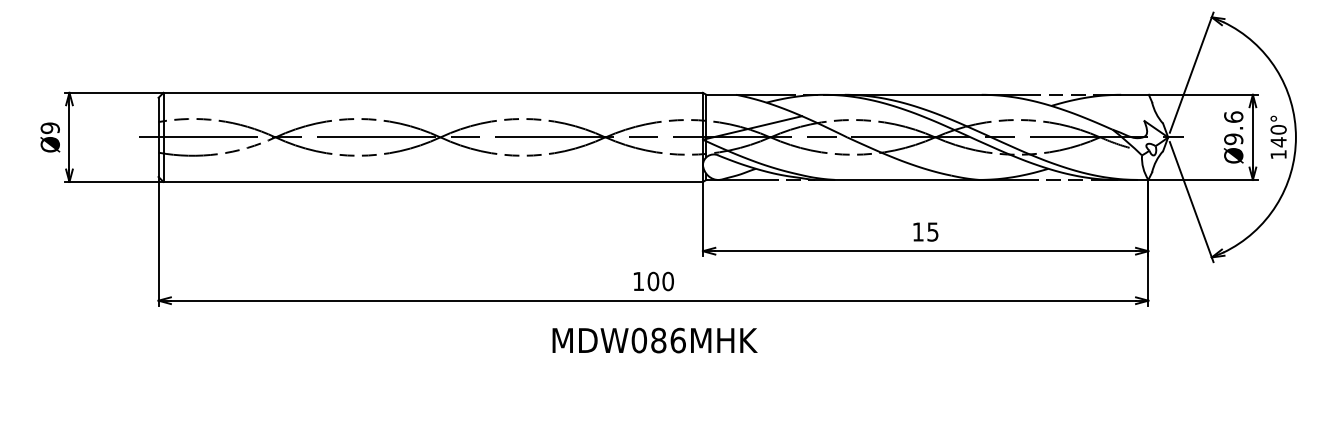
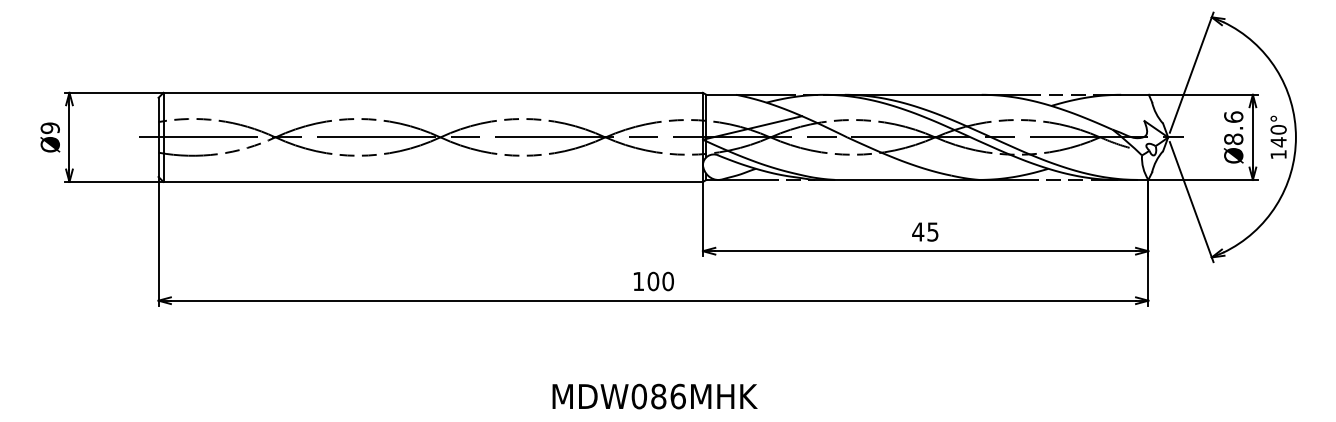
text: Ø9.6 -> Ø8.6 (1233, 139)
text: 15 -> 45 (918, 231)
text position: (654, 340) -> (654, 396) (654, 396)
